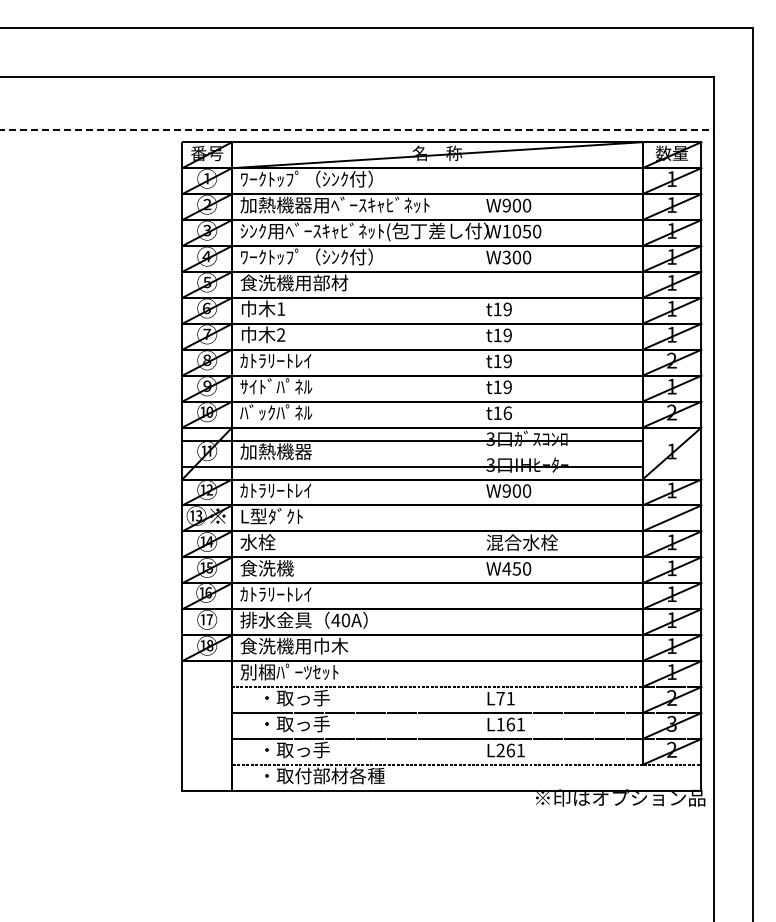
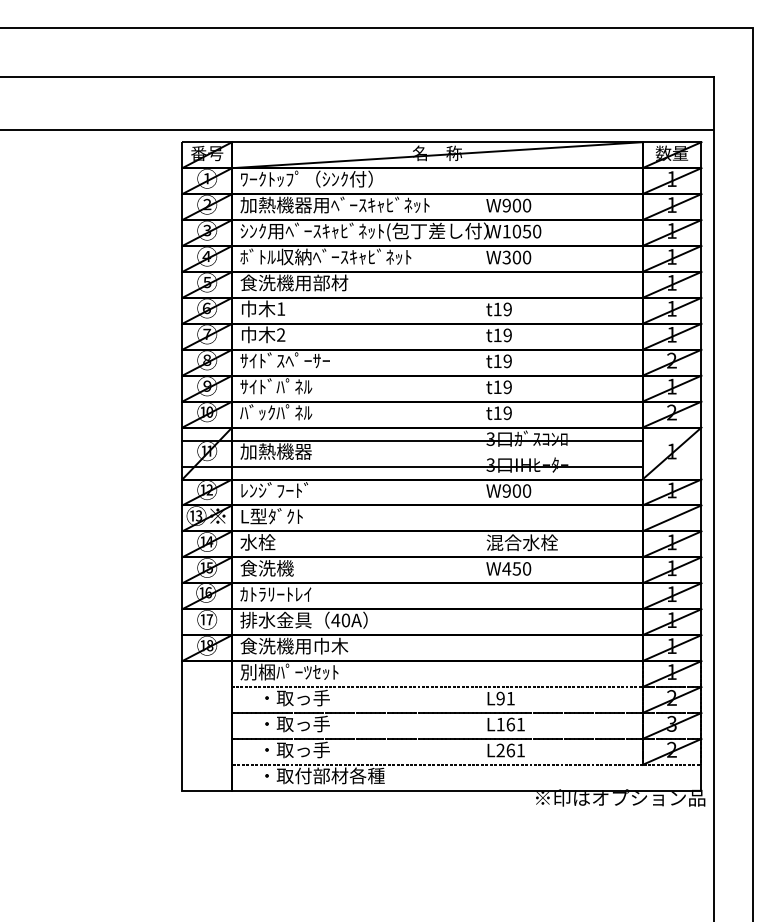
line: dashed -> solid (357, 130)
text: ﾜｰｸﾄｯﾌﾟ（ｼﾝｸ付） -> ﾎﾞﾄﾙ収納ﾍﾞｰｽｷｬﾋﾞﾈｯﾄ (325, 256)
text: ｶﾄﾗﾘｰﾄﾚｲ -> ｻｲﾄﾞｽﾍﾟｰｻｰ (284, 360)
text: t16 -> t19 (507, 413)
text: ｶﾄﾗﾘｰﾄﾚｲ -> ﾚﾝｼﾞﾌｰﾄﾞ (275, 489)
text: L71 -> L91 (500, 698)
